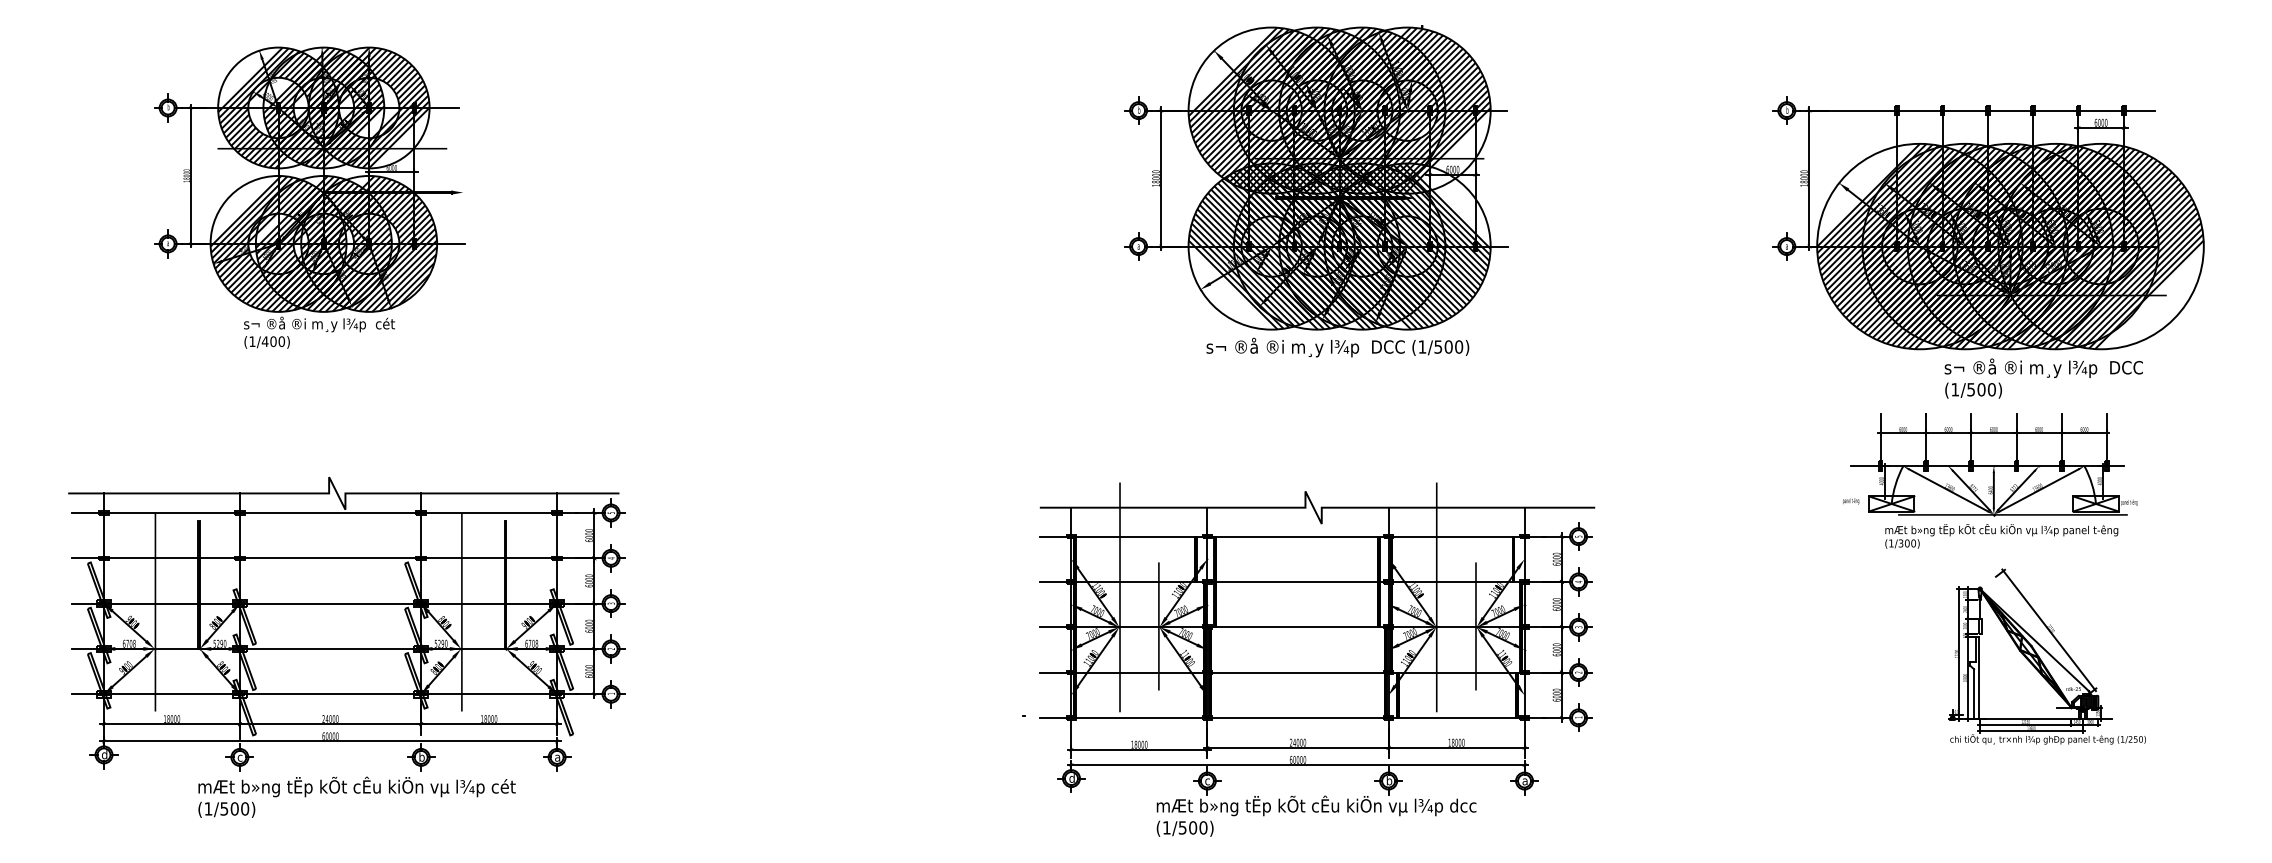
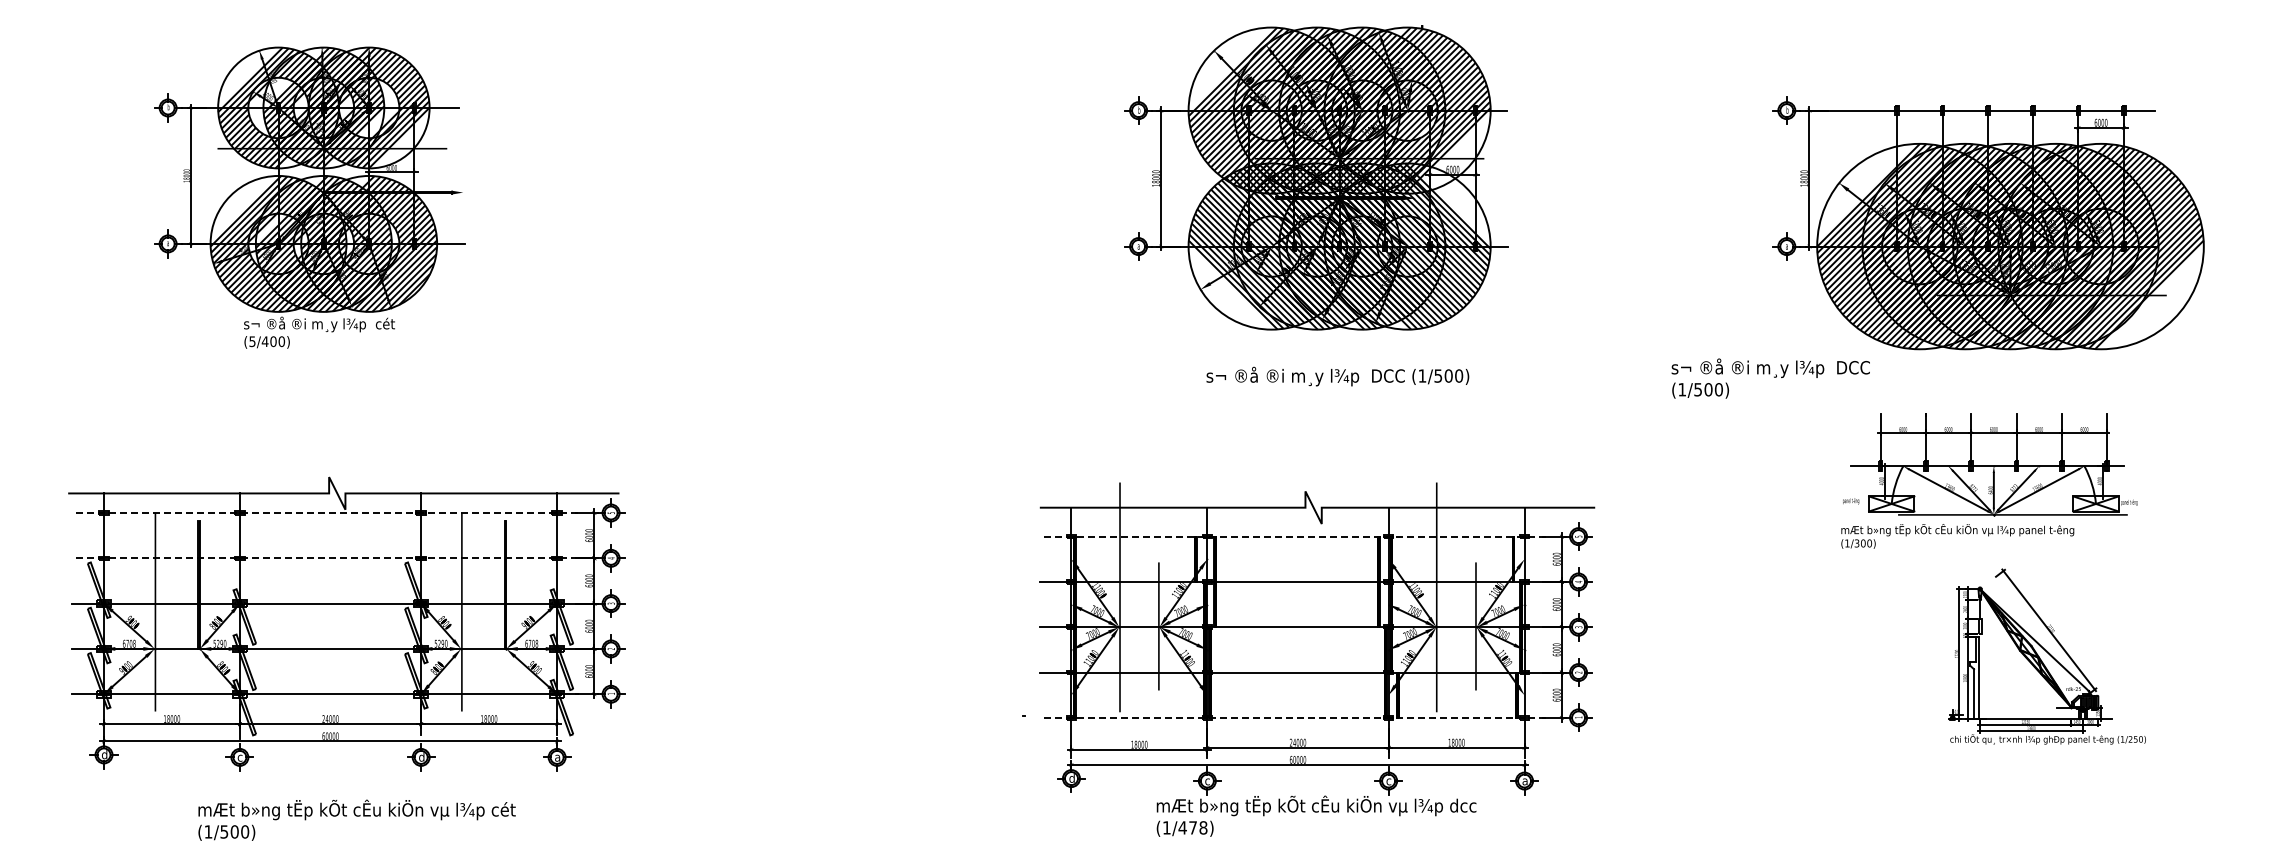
text: (1/400) -> (5/400) (252, 341)
text position: (1337, 347) -> (1337, 376) (1337, 376)
text position: (2043, 378) -> (1770, 378) (1770, 378)
line: solid -> dashed (324, 513)
line: solid -> dashed (1292, 536)
text position: (2001, 536) -> (1957, 536) (1957, 536)
line: solid -> dashed (324, 558)
line: solid -> dashed (1292, 717)
text: b -> d (421, 756)
text: b -> c (1389, 780)
text position: (356, 796) -> (356, 819) (356, 819)
text: (1/500) -> (1/478) (1192, 827)
